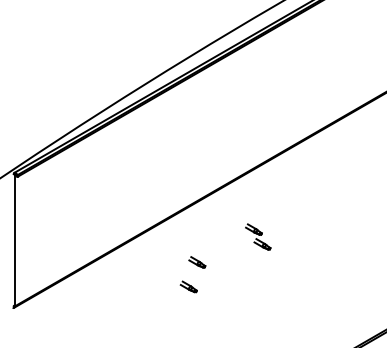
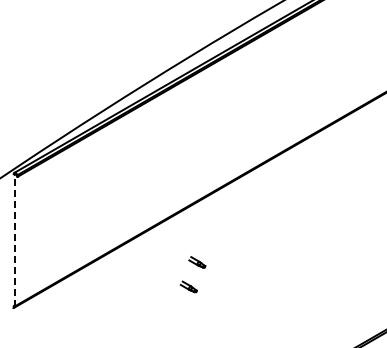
part: present -> none (258, 236)
line: solid -> dashed (14, 240)
